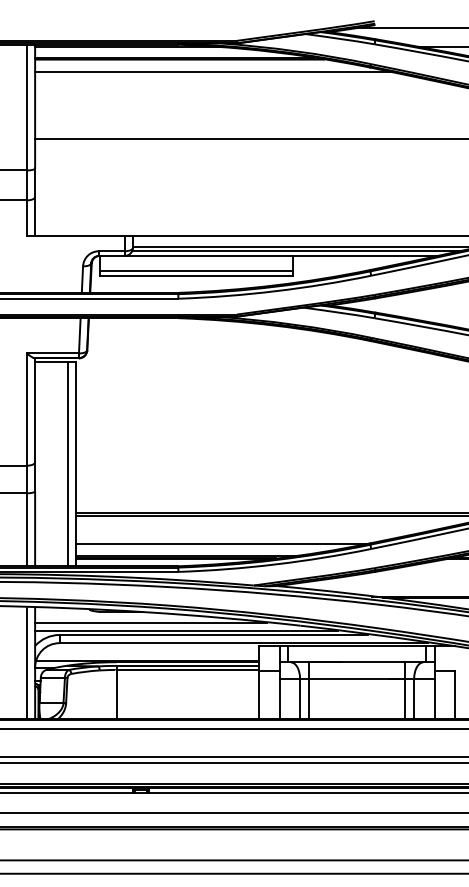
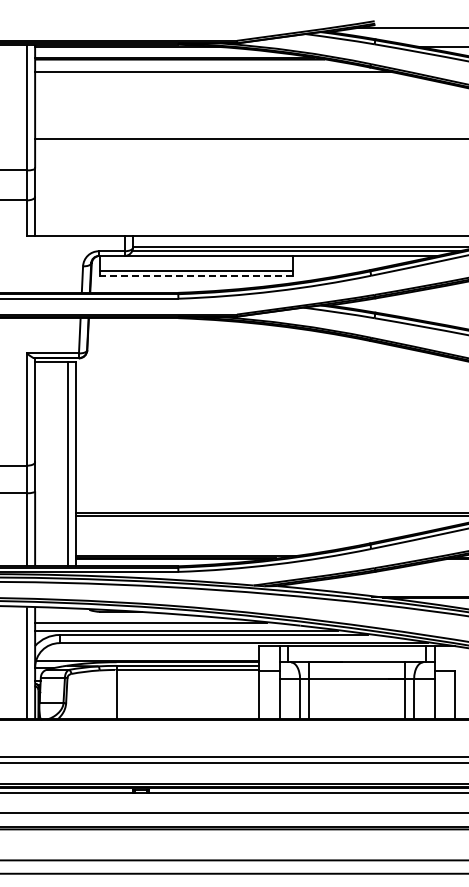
line: solid -> dashed (196, 276)
line: present -> none (221, 543)
line: present -> none (233, 728)
